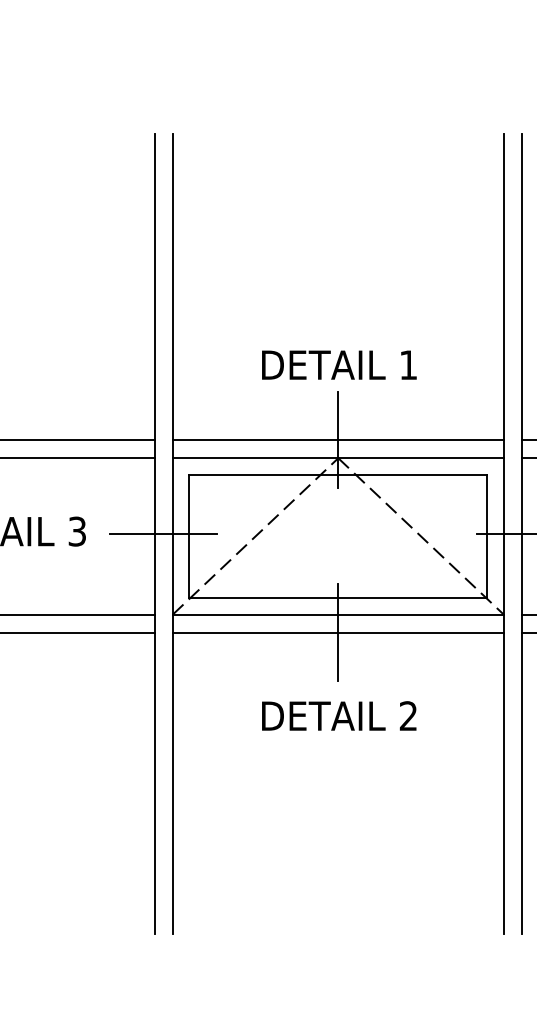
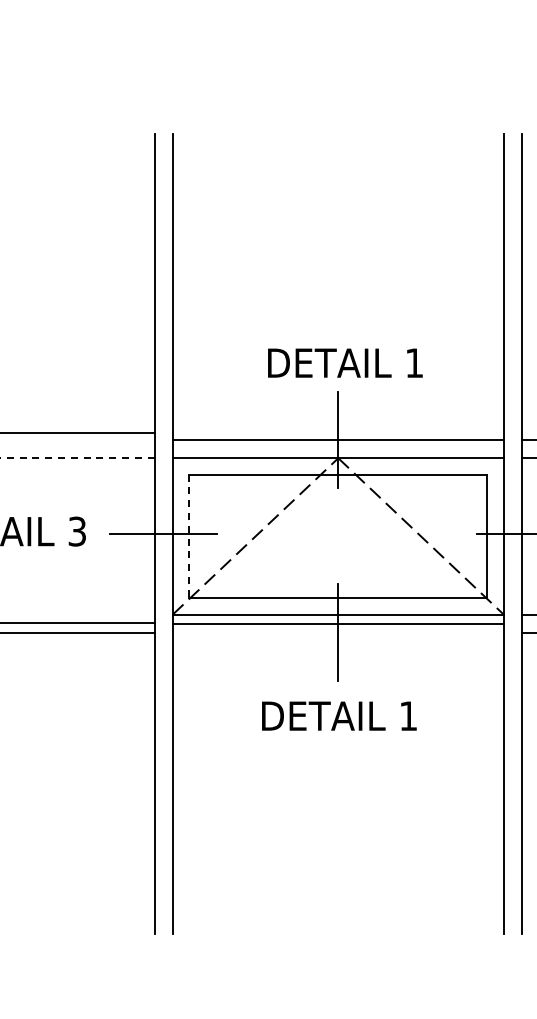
text position: (339, 364) -> (345, 362) (345, 362)
line position: (78, 440) -> (78, 433) (78, 433)
line: solid -> dashed (77, 458)
line: solid -> dashed (189, 536)
line position: (78, 614) -> (78, 622) (78, 622)
line position: (337, 632) -> (337, 623) (337, 623)
text: 2 -> 1 (407, 715)
